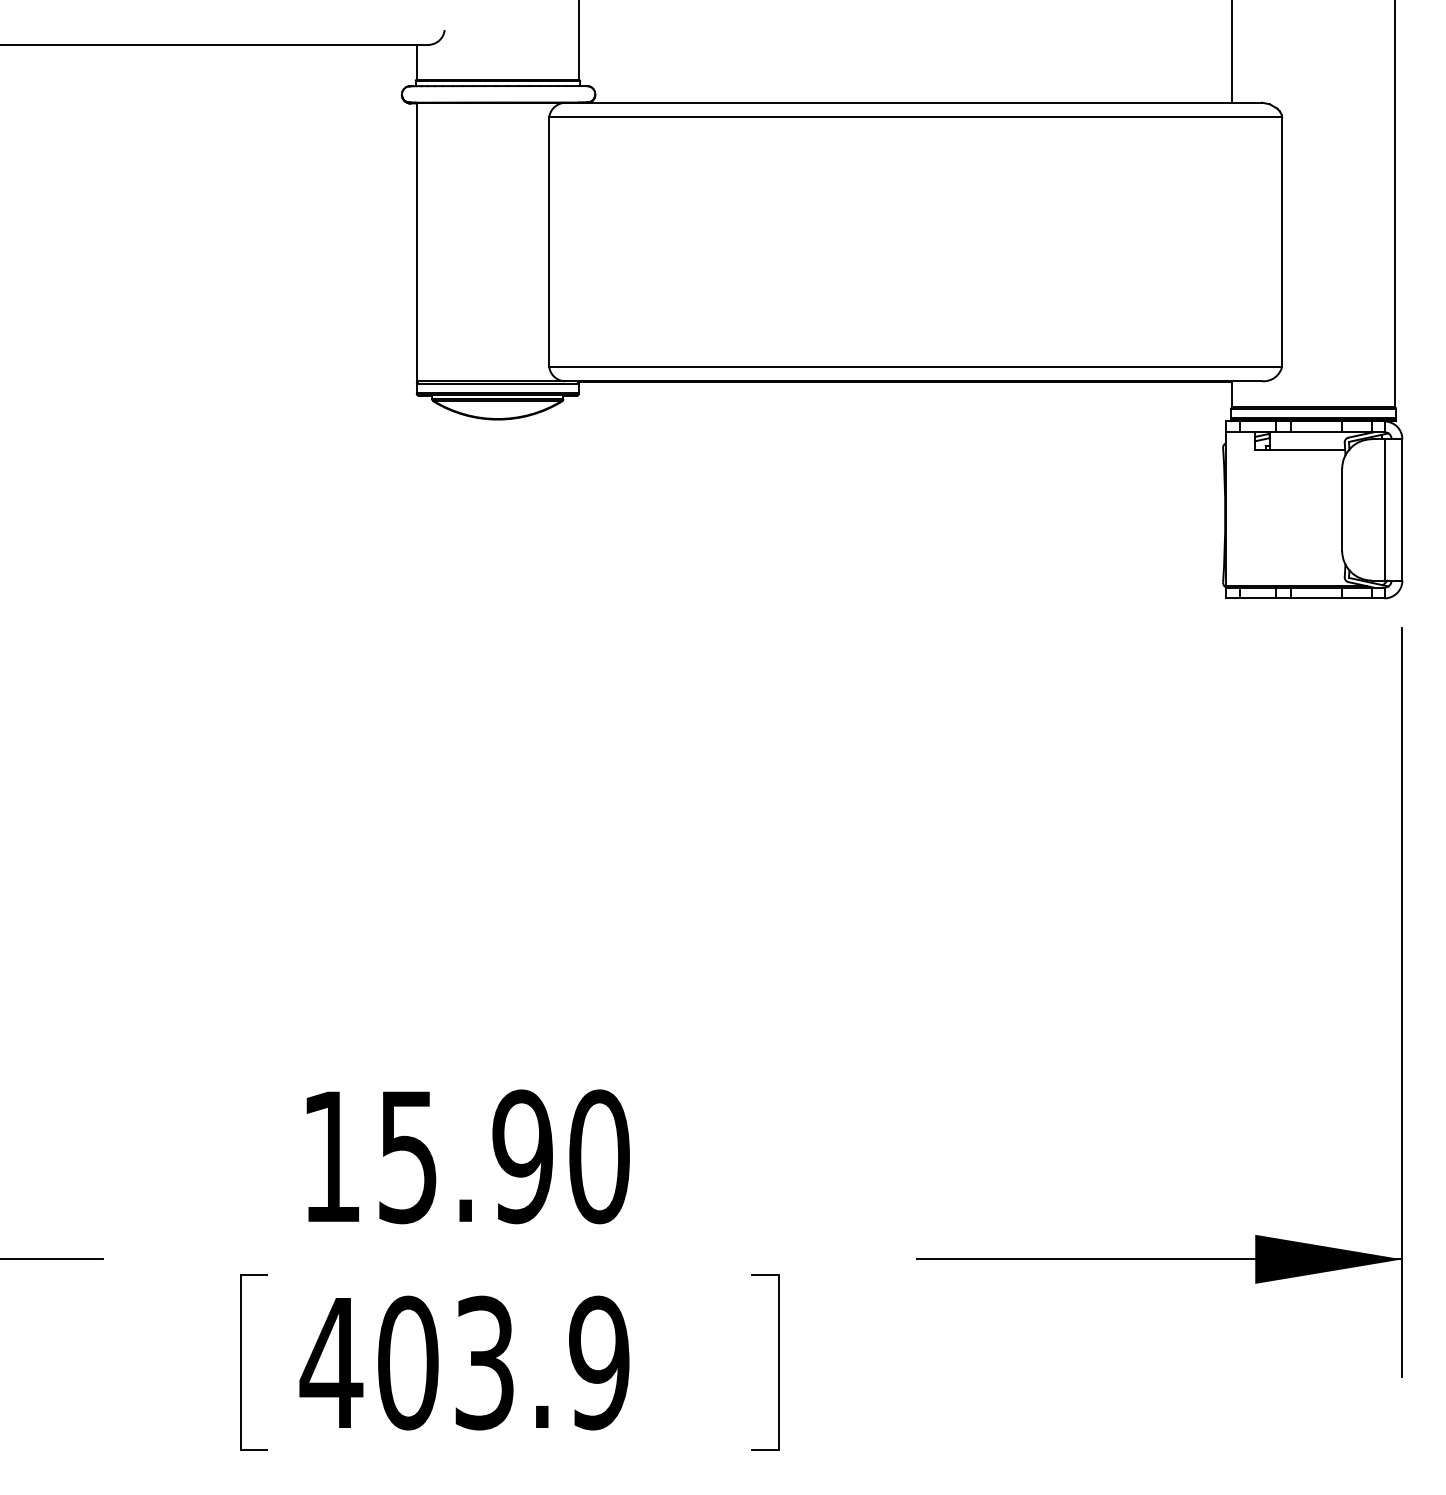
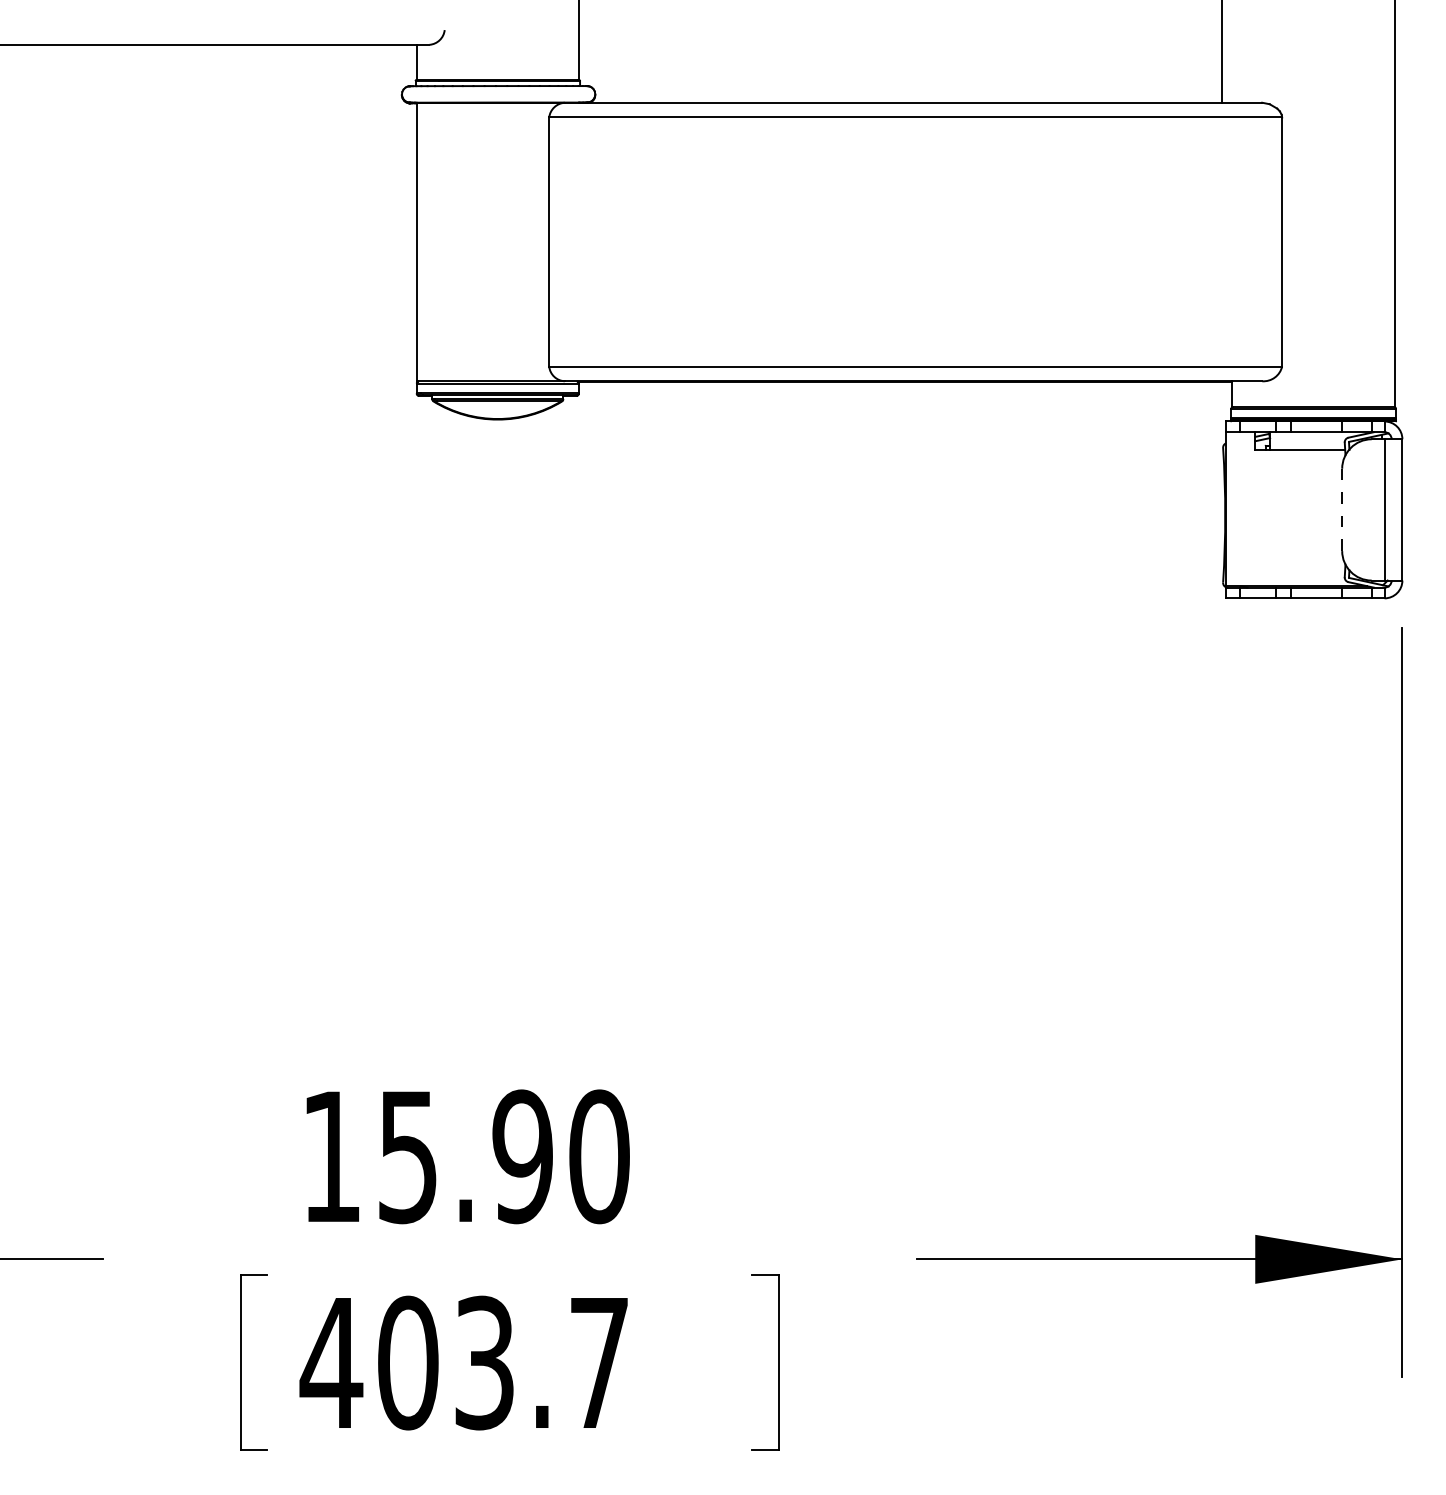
line position: (1232, 52) -> (1222, 52) (1222, 52)
line: solid -> dashed (1342, 509)
text: 403.9 -> 403.7 (599, 1362)
